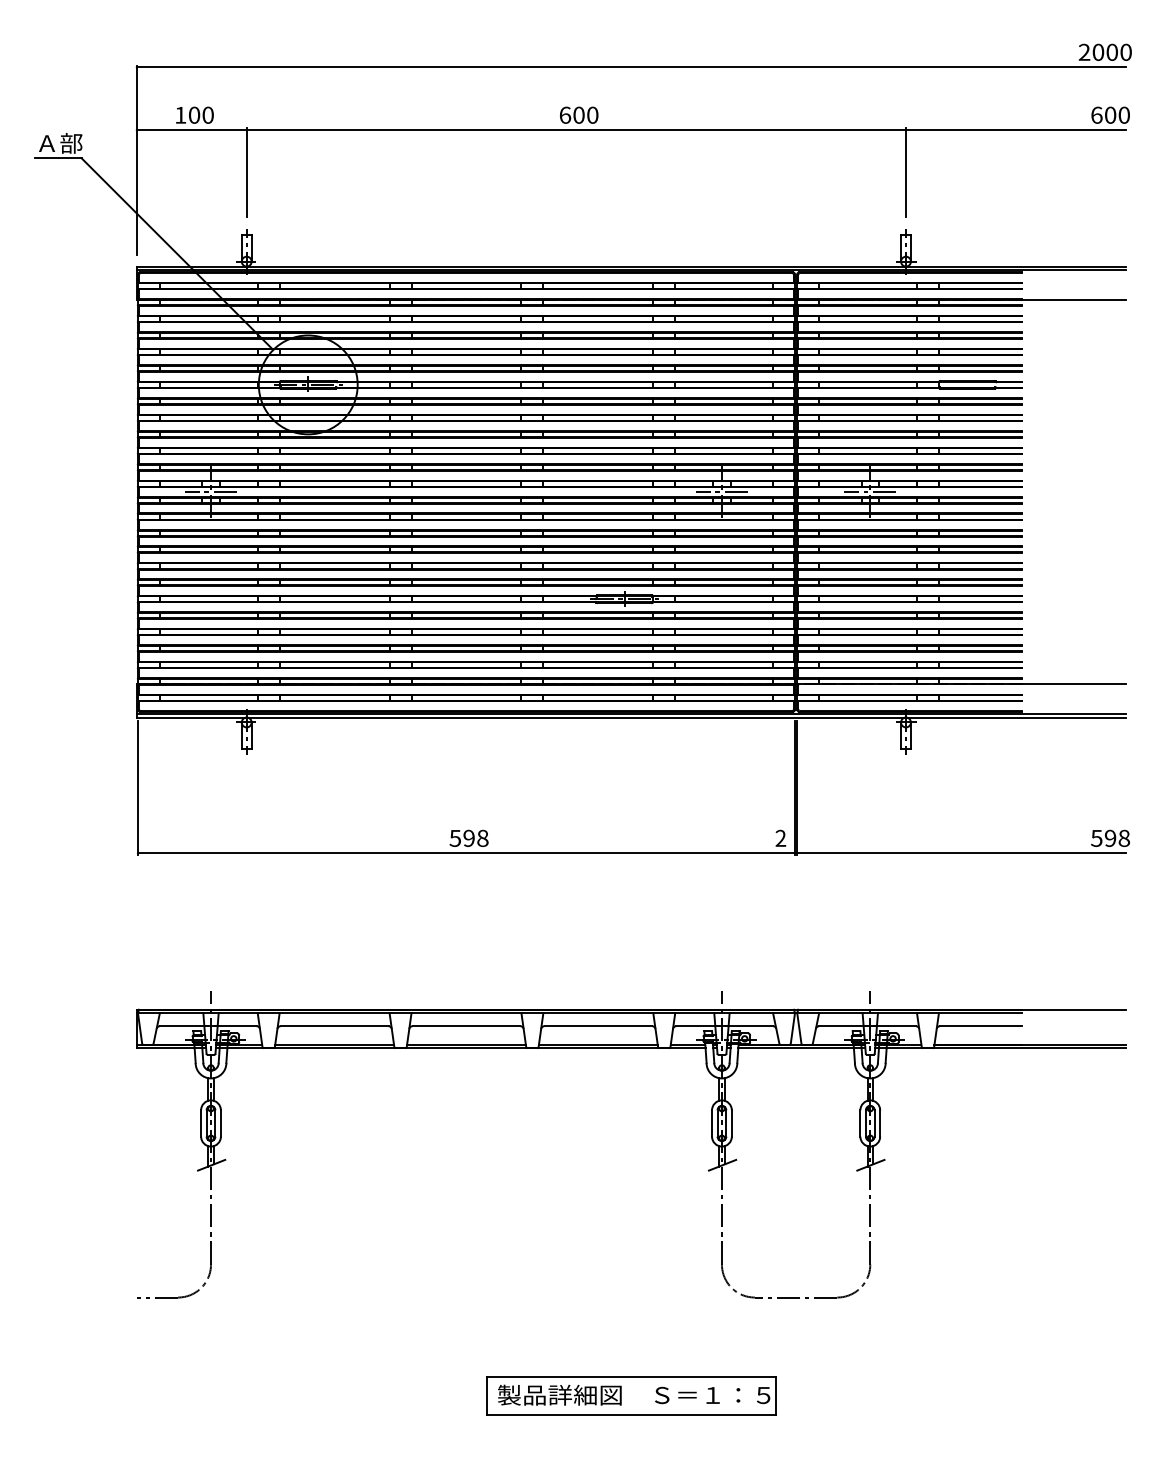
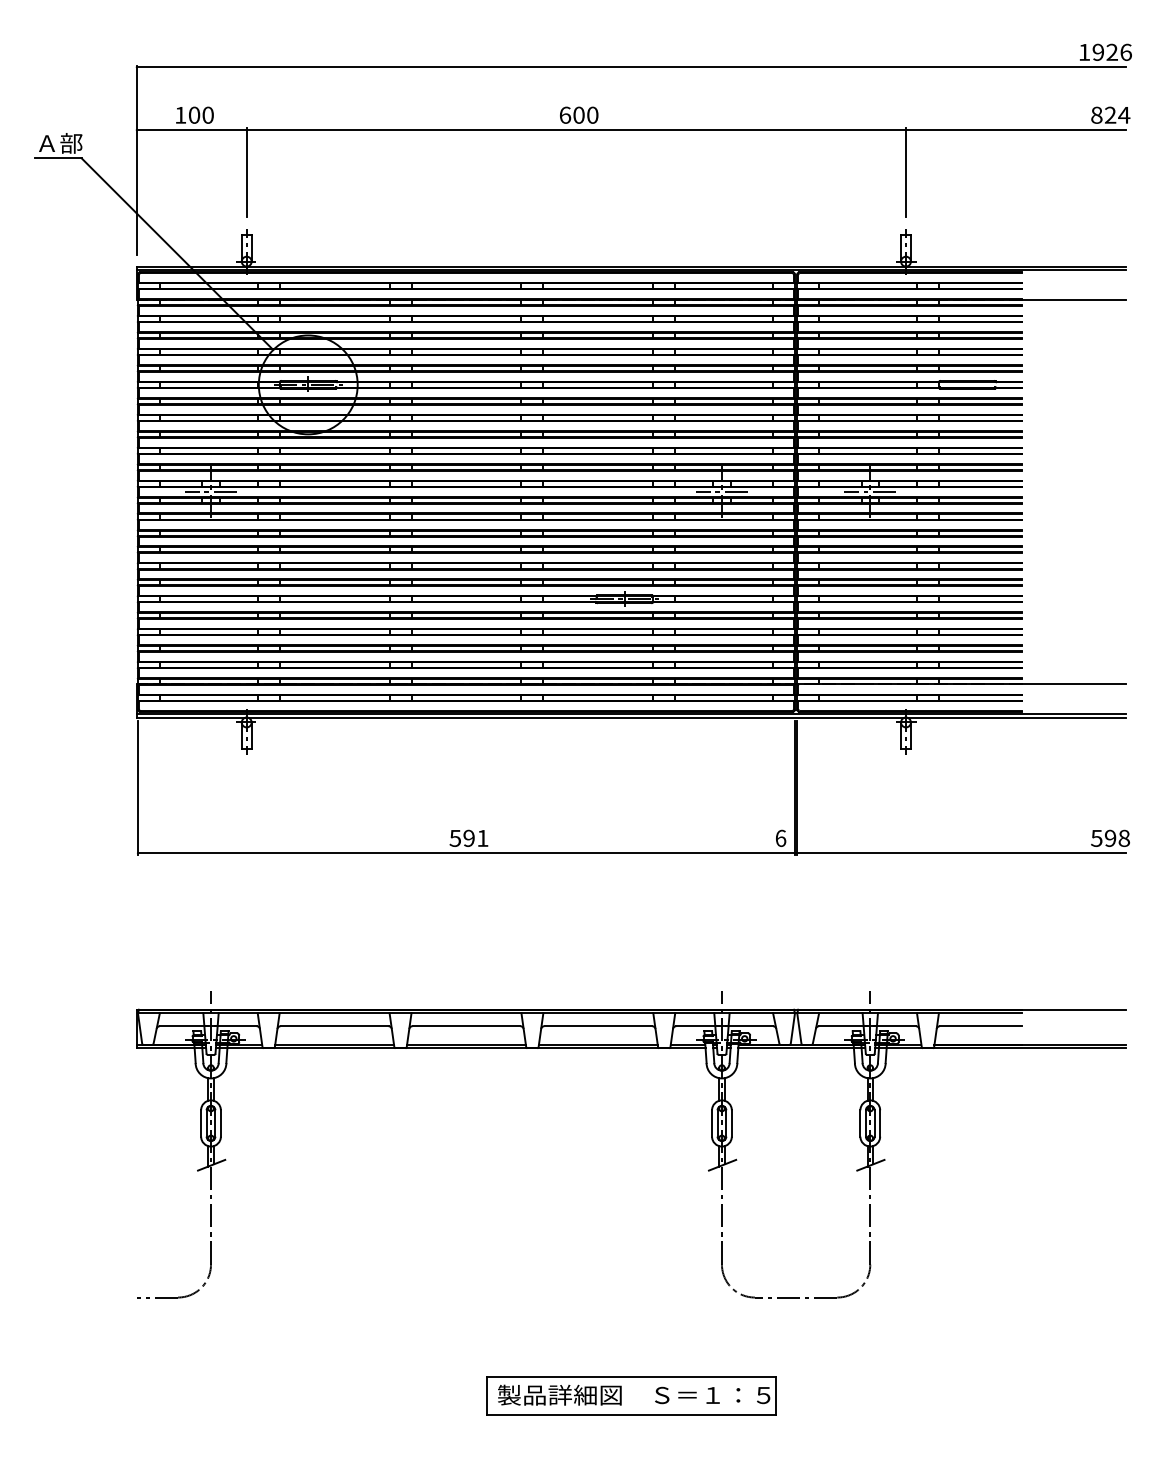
text: 2000 -> 1926 (1104, 51)
text: 600 -> 824 (1110, 114)
text: 598 -> 591 (482, 837)
text: 2 -> 6 (780, 837)
